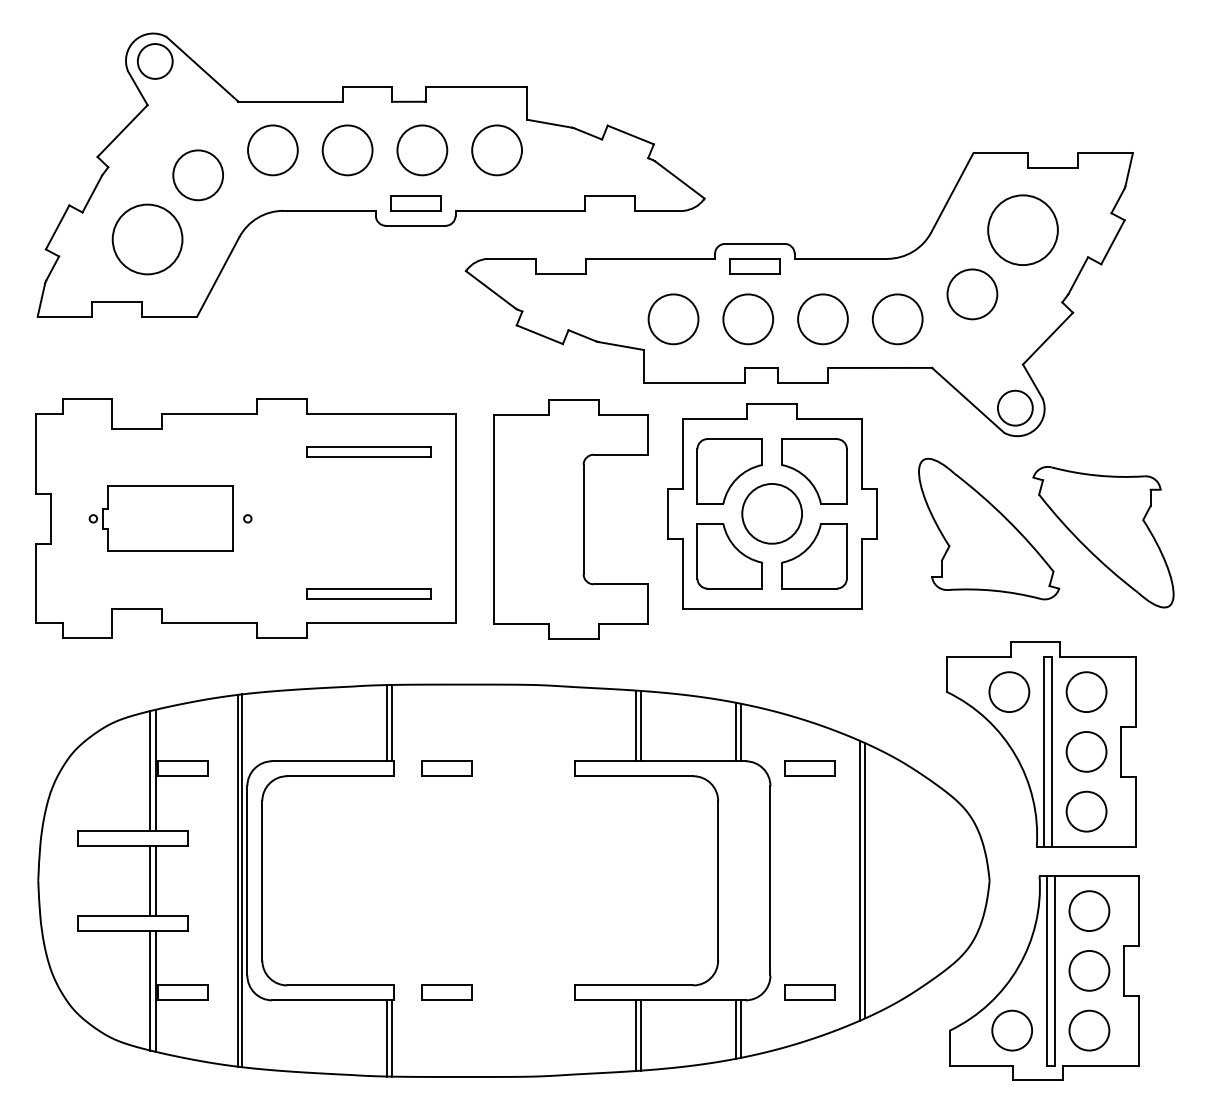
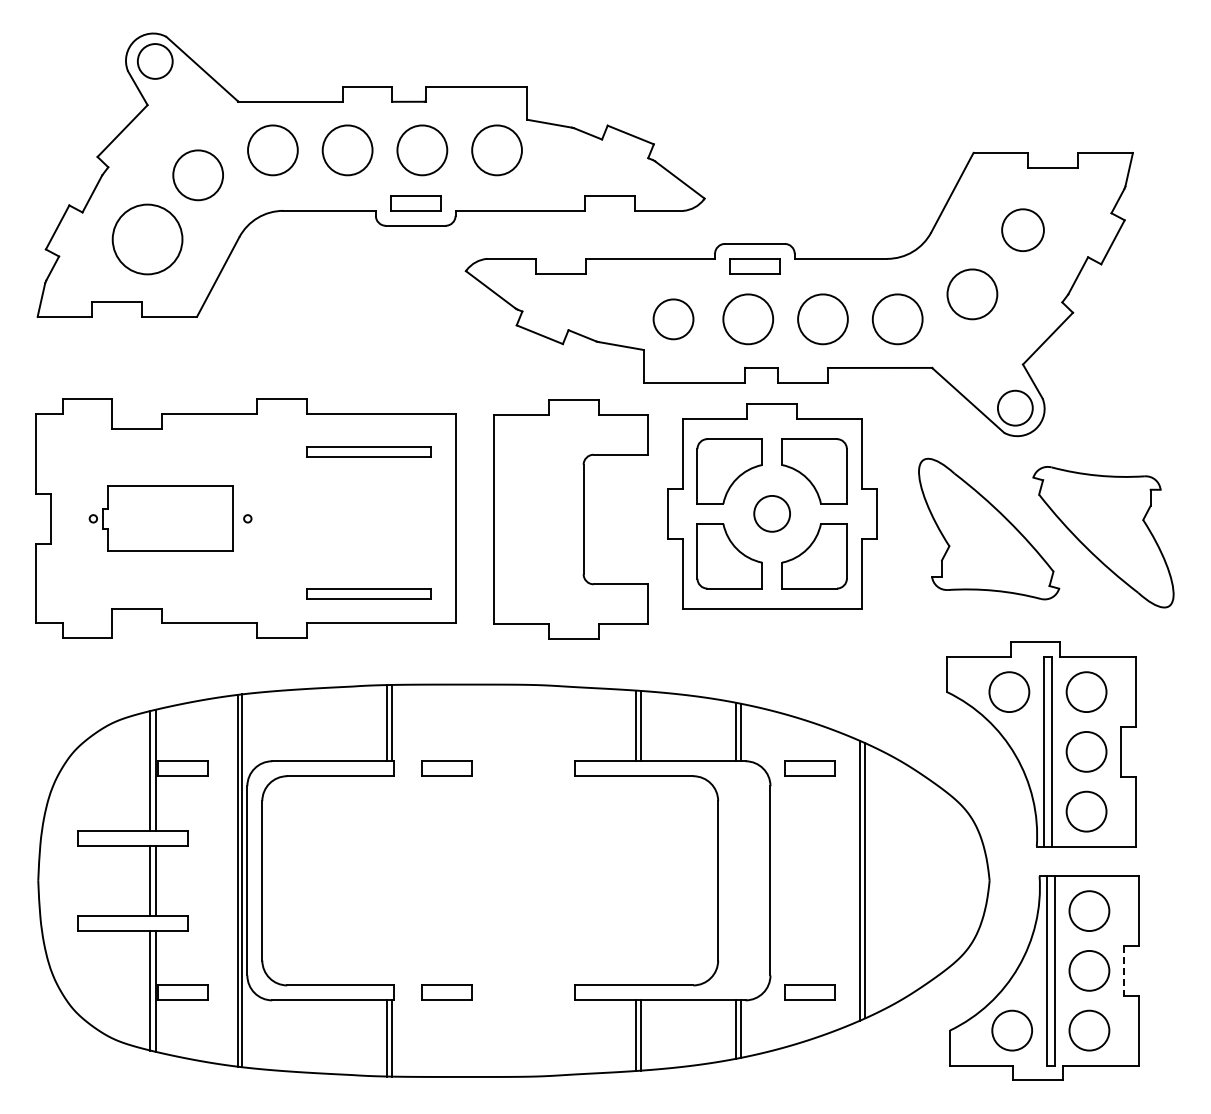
circle diameter: 70 px -> 42 px (1022, 230)
circle size: 53x53 px -> 43x43 px (673, 319)
circle diameter: 60 px -> 36 px (772, 513)
line: solid -> dashed (1124, 970)
